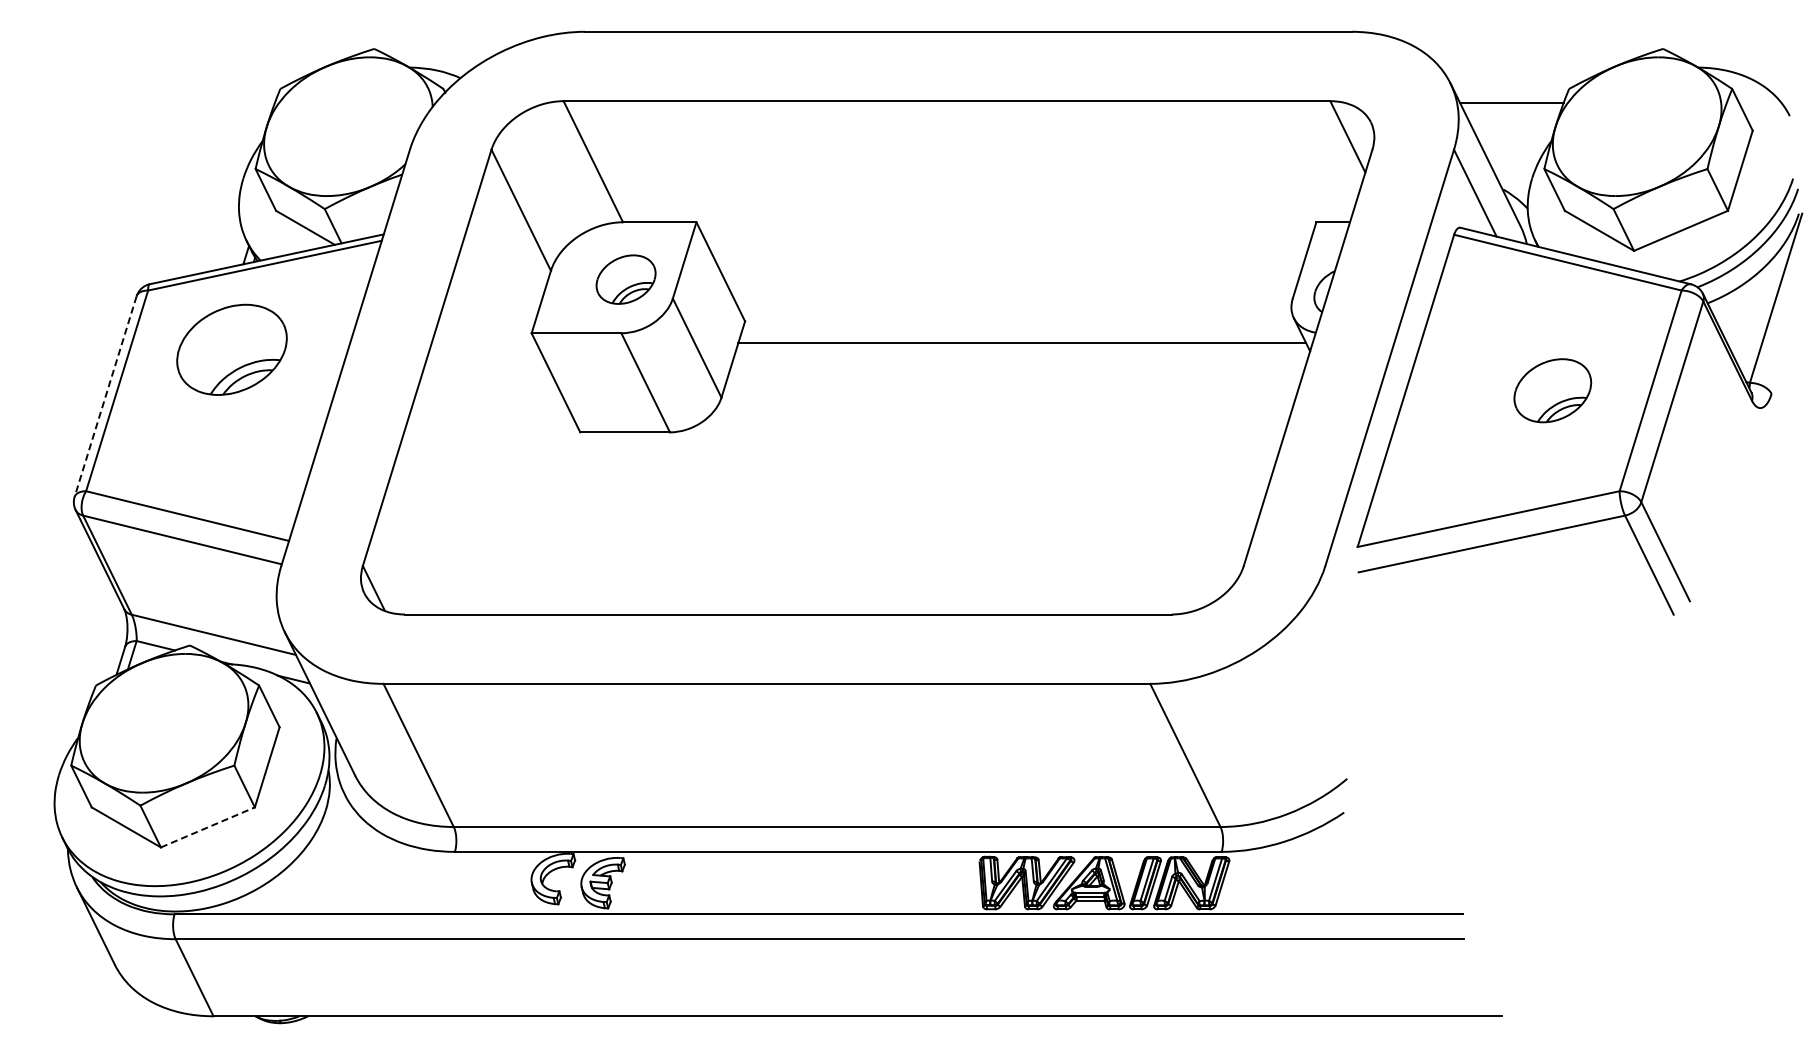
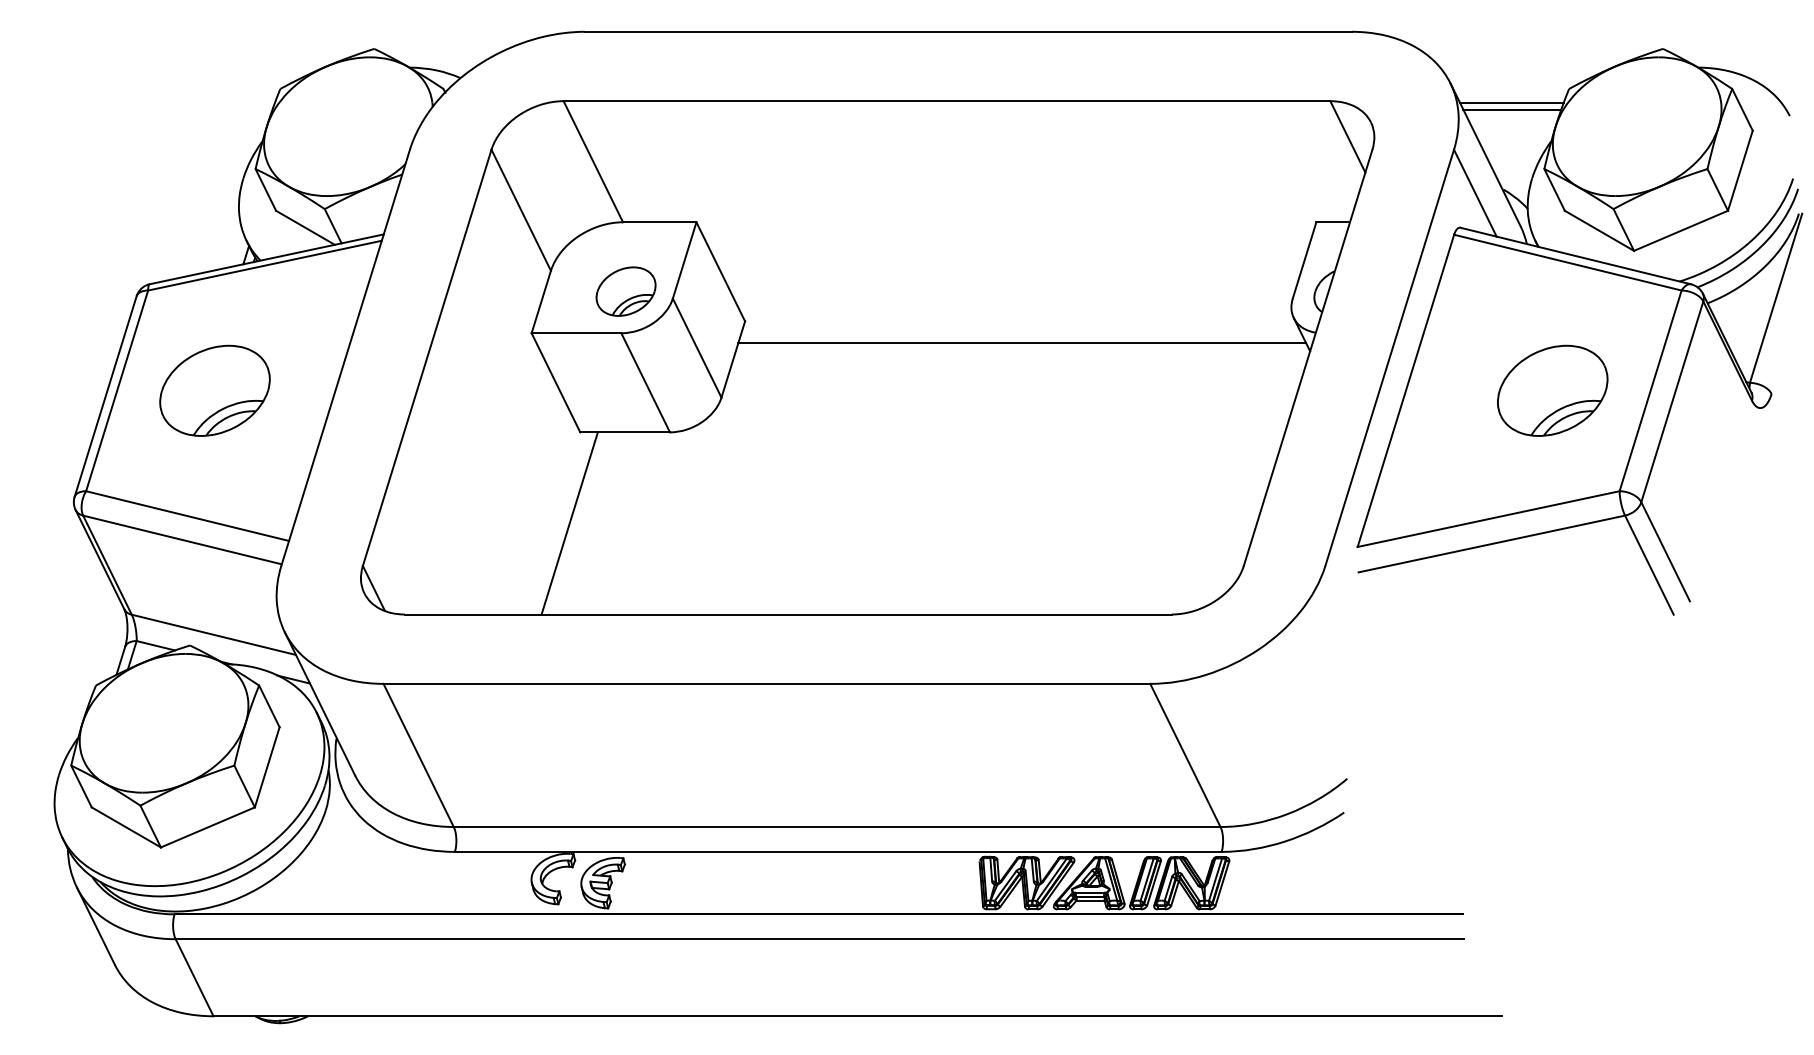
line: none -> present (1512, 109)
part position: (625, 279) -> (625, 291) (625, 291)
part position: (231, 349) -> (214, 390) (214, 390)
part size: 80x66 px -> 112x93 px (1552, 390)
line: dashed -> solid (105, 397)
line: none -> present (569, 523)
line: dashed -> solid (208, 827)
